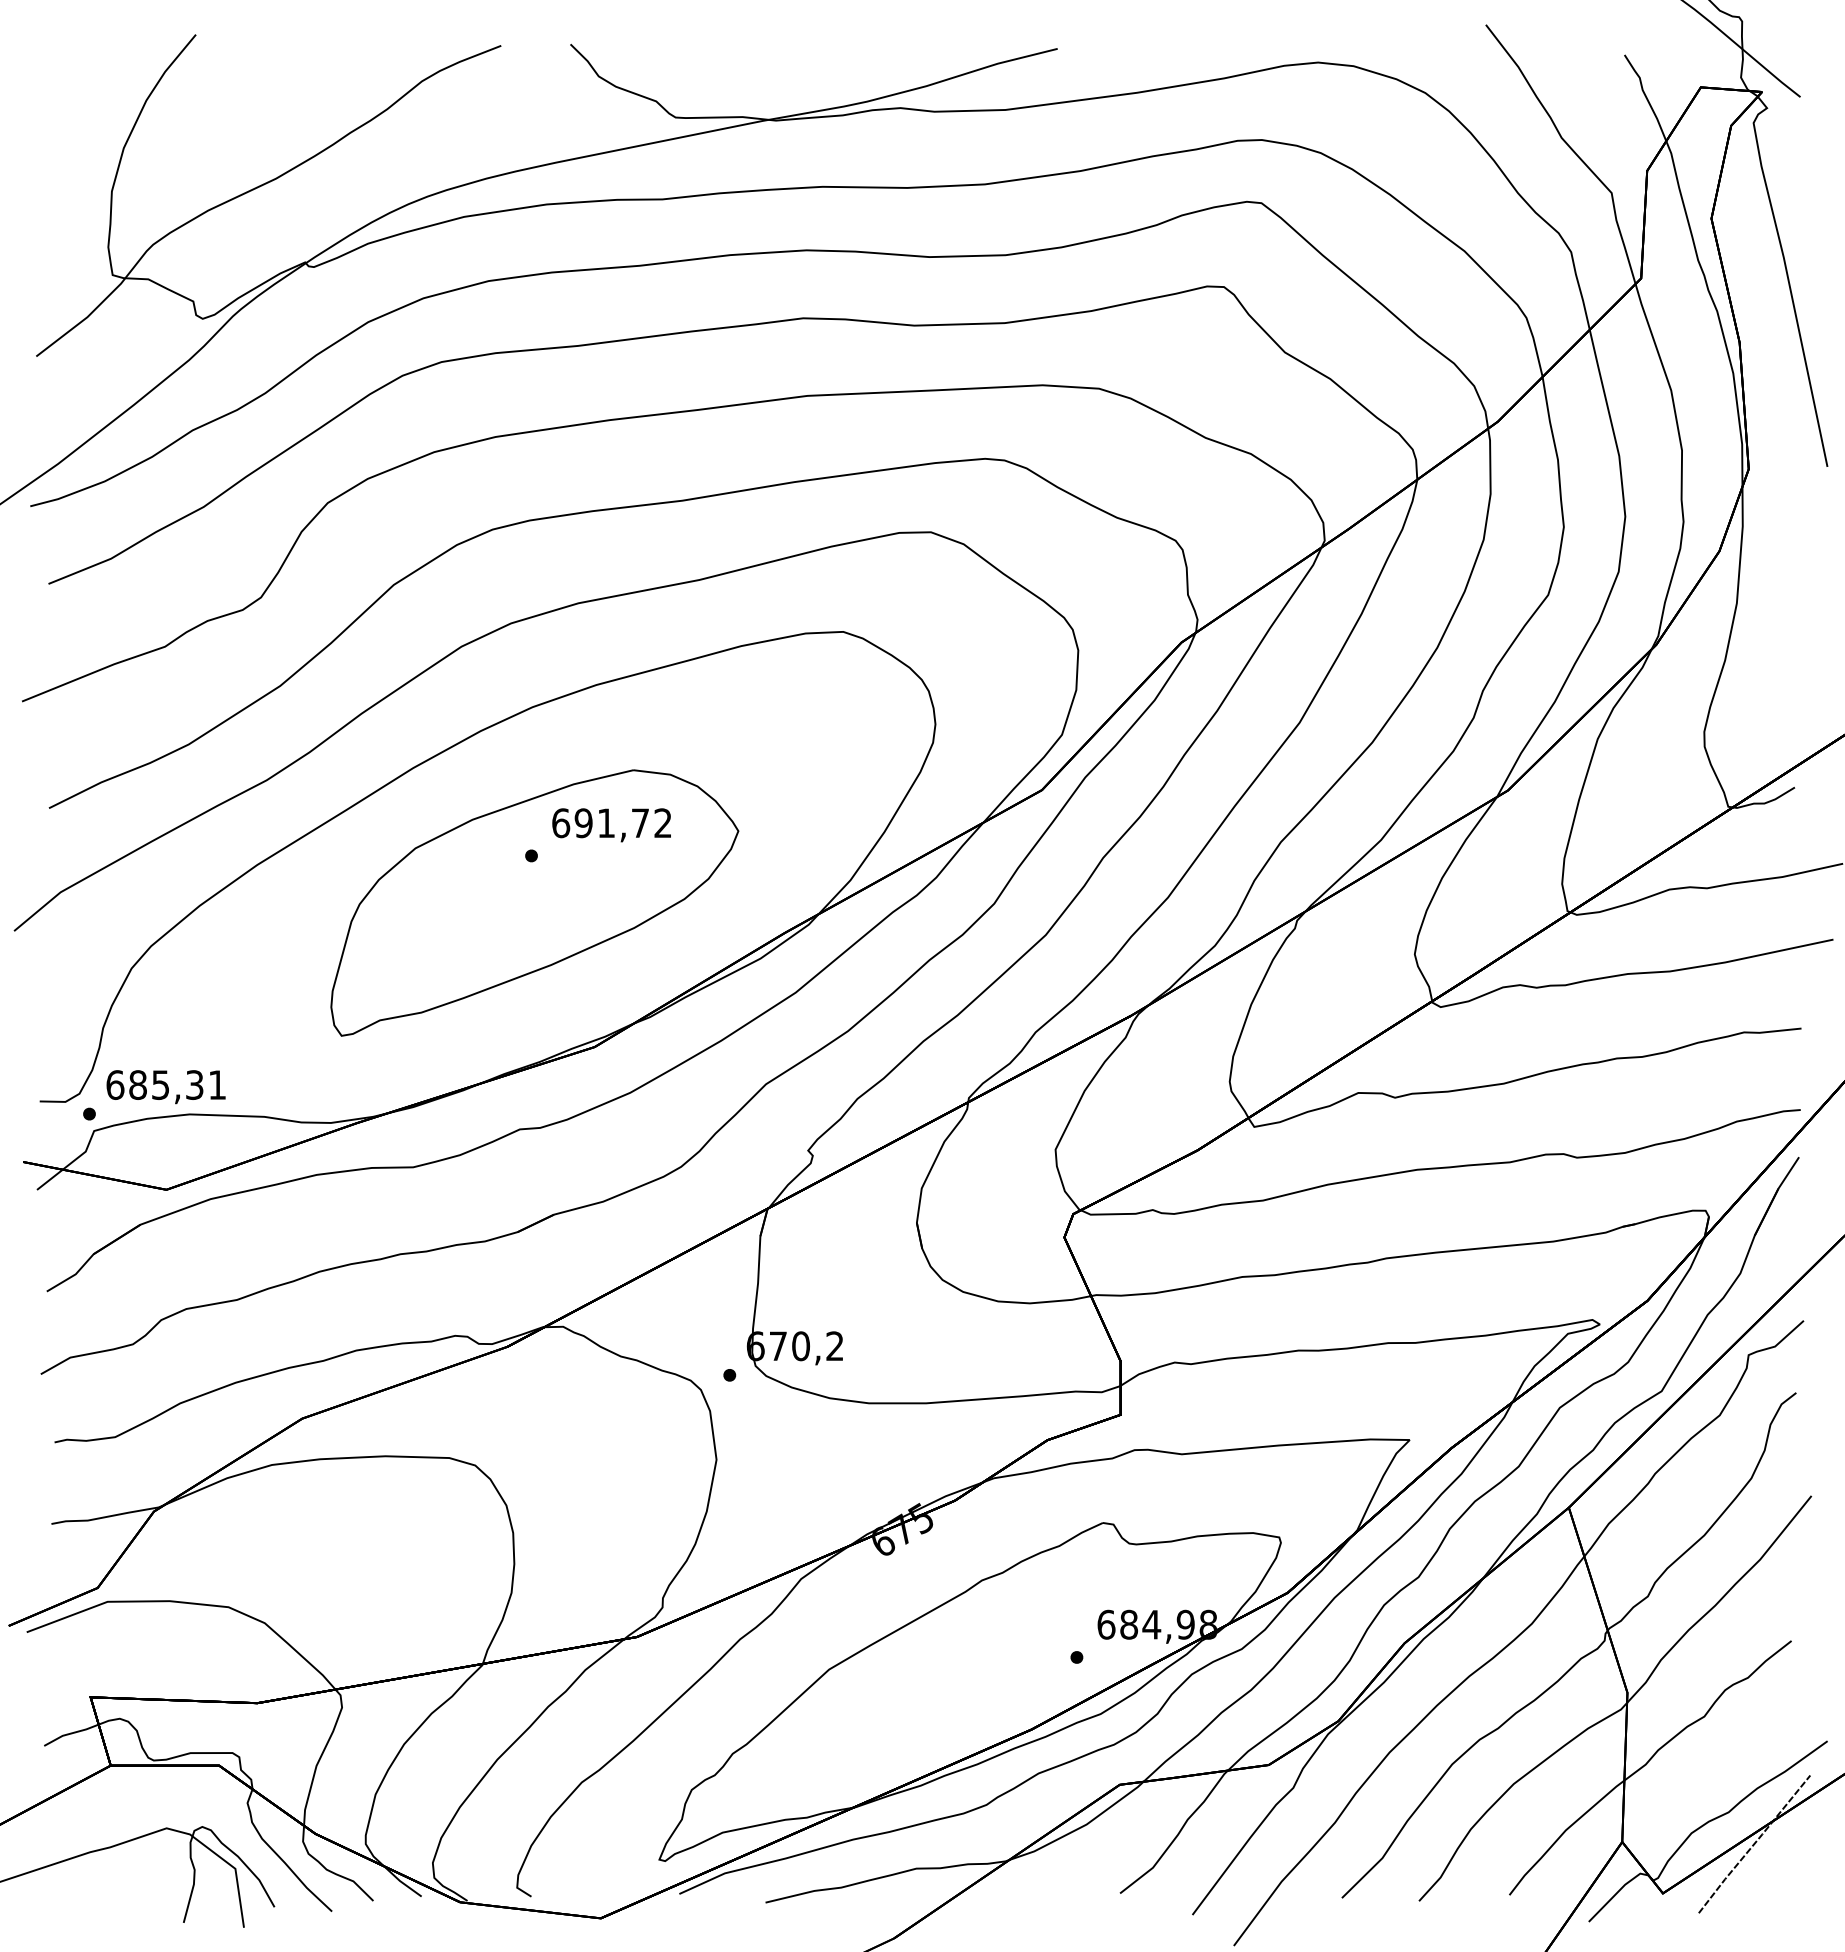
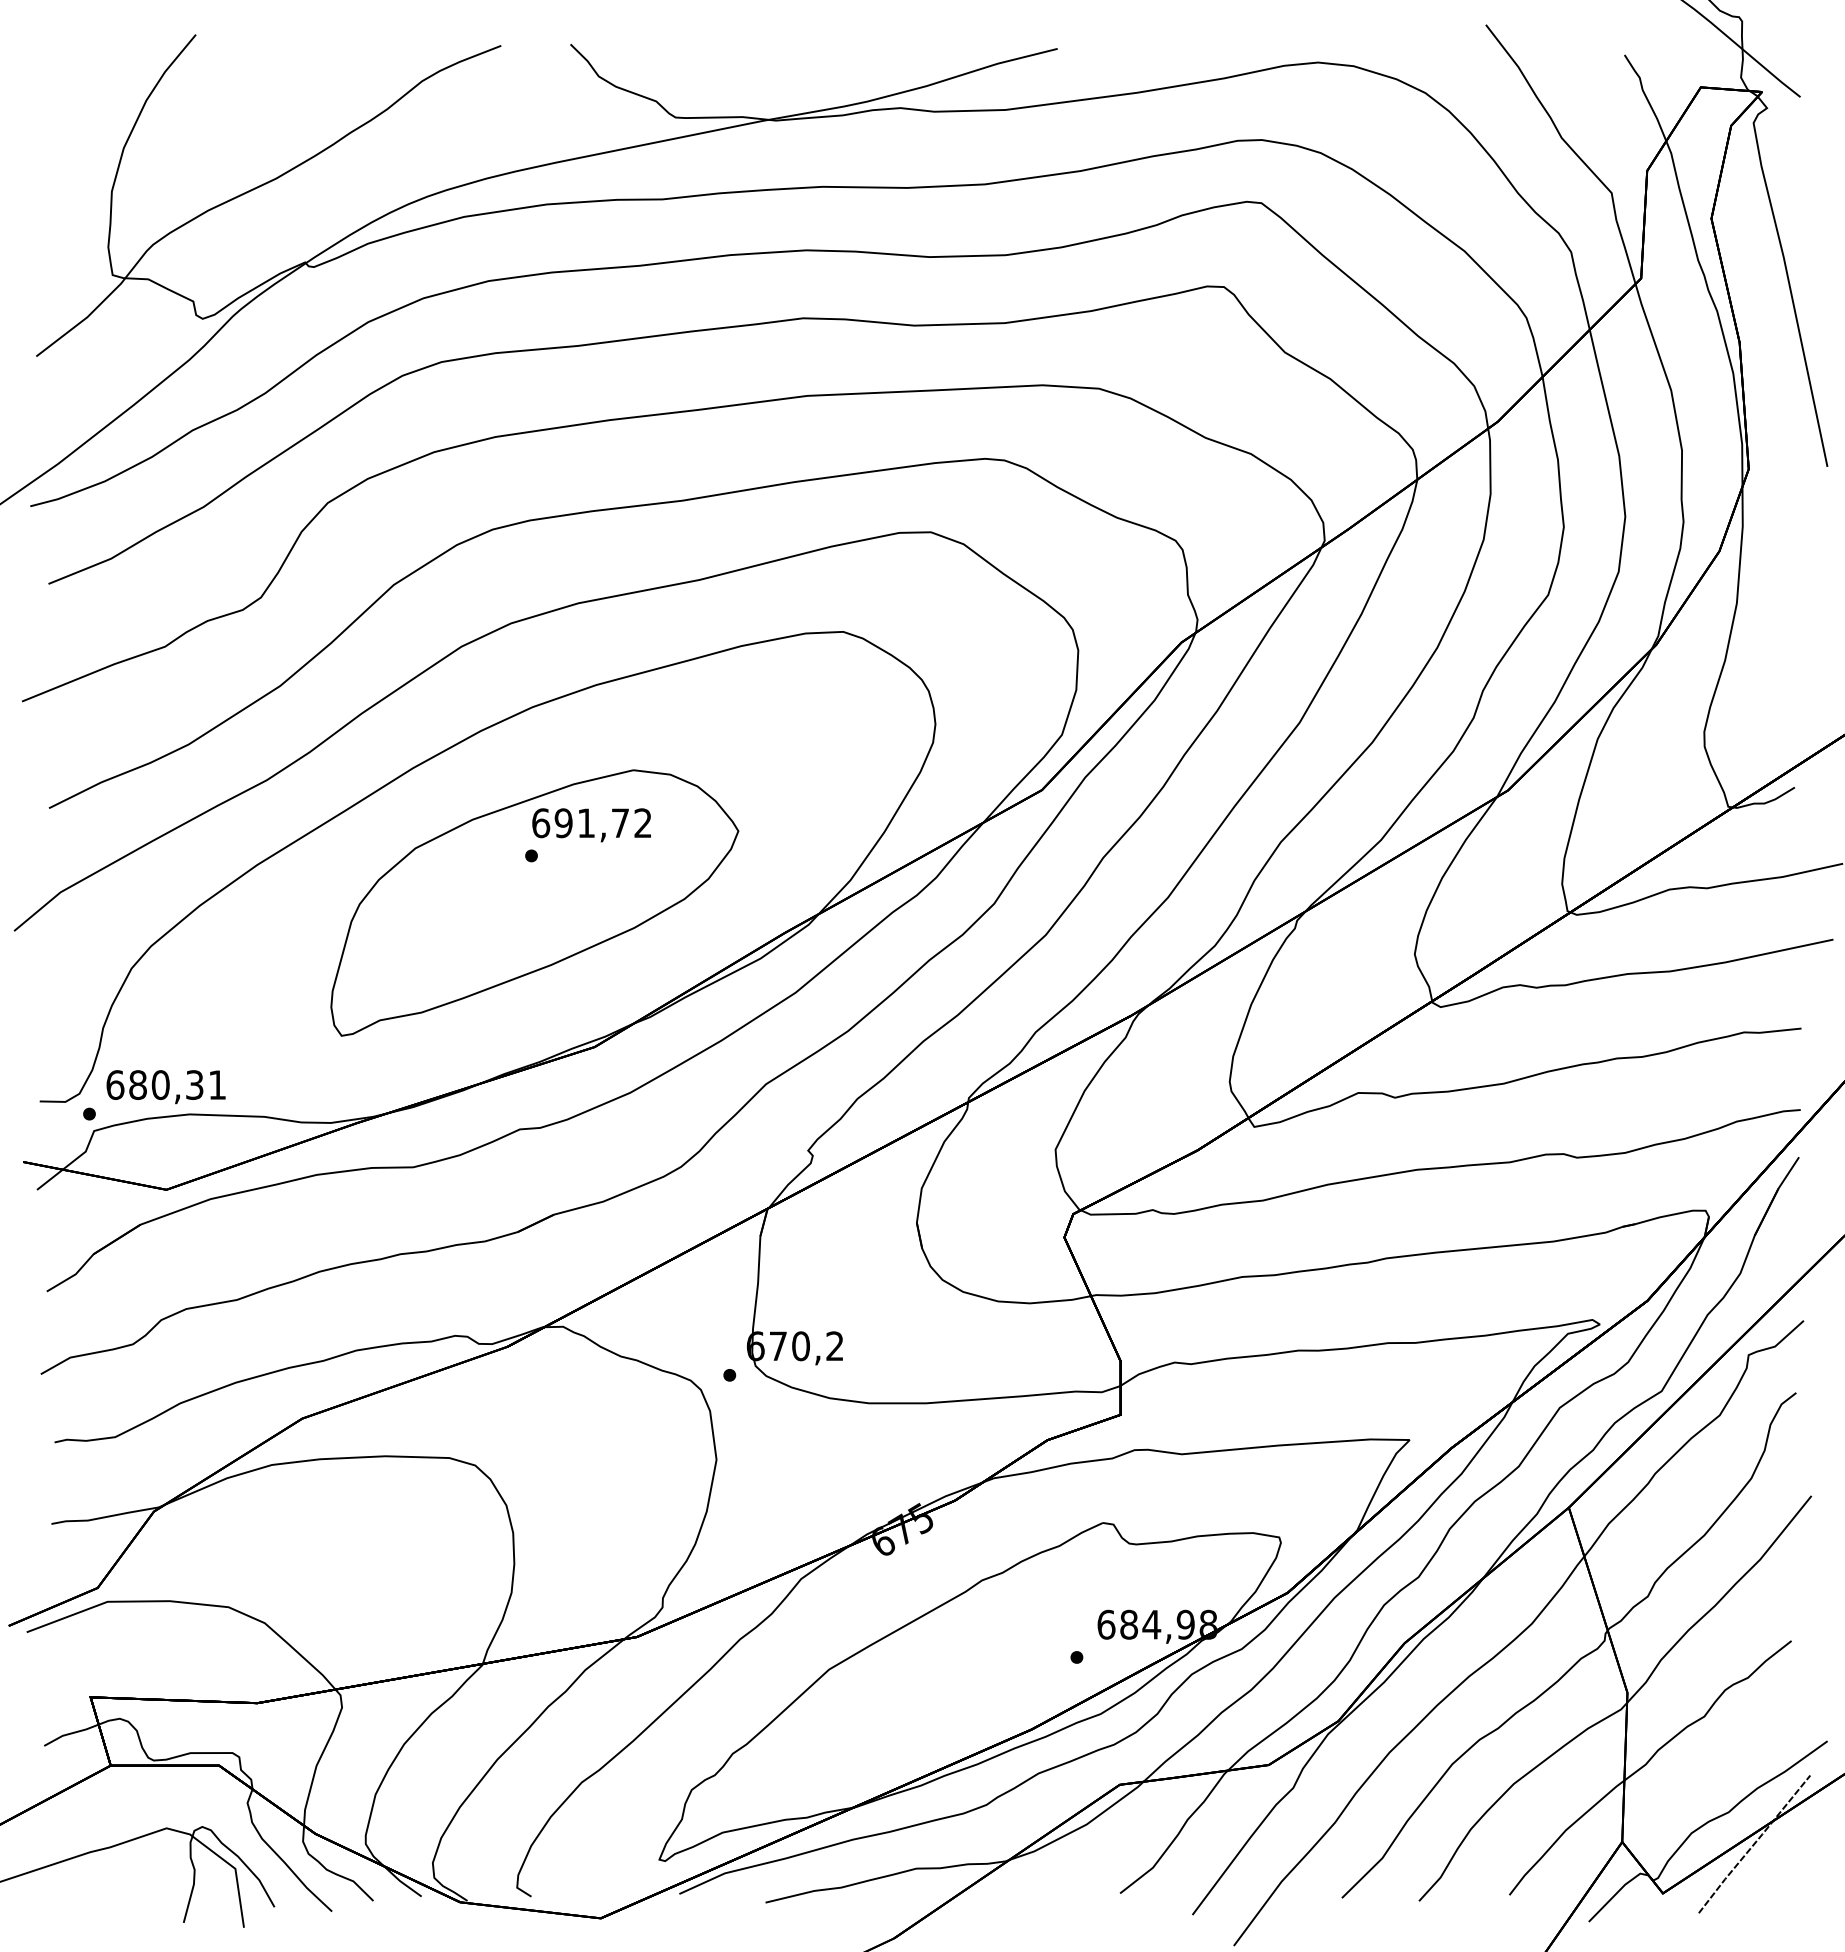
text position: (611, 825) -> (591, 825) (591, 825)
text: 685,31 -> 680,31 (160, 1084)
